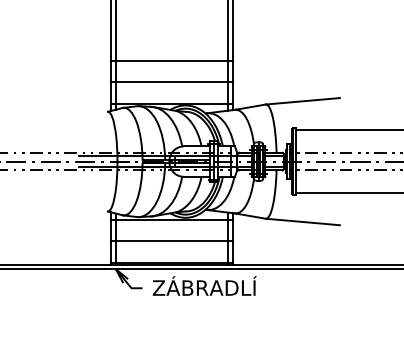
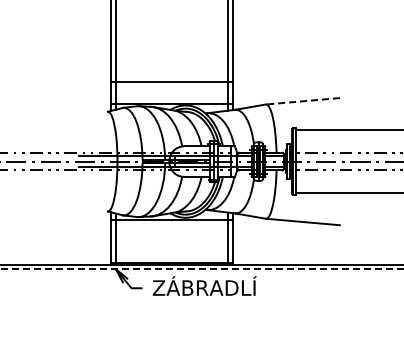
line: present -> none (171, 60)
line: solid -> dashed (302, 101)
line: present -> none (171, 241)
line: solid -> dashed (202, 269)
